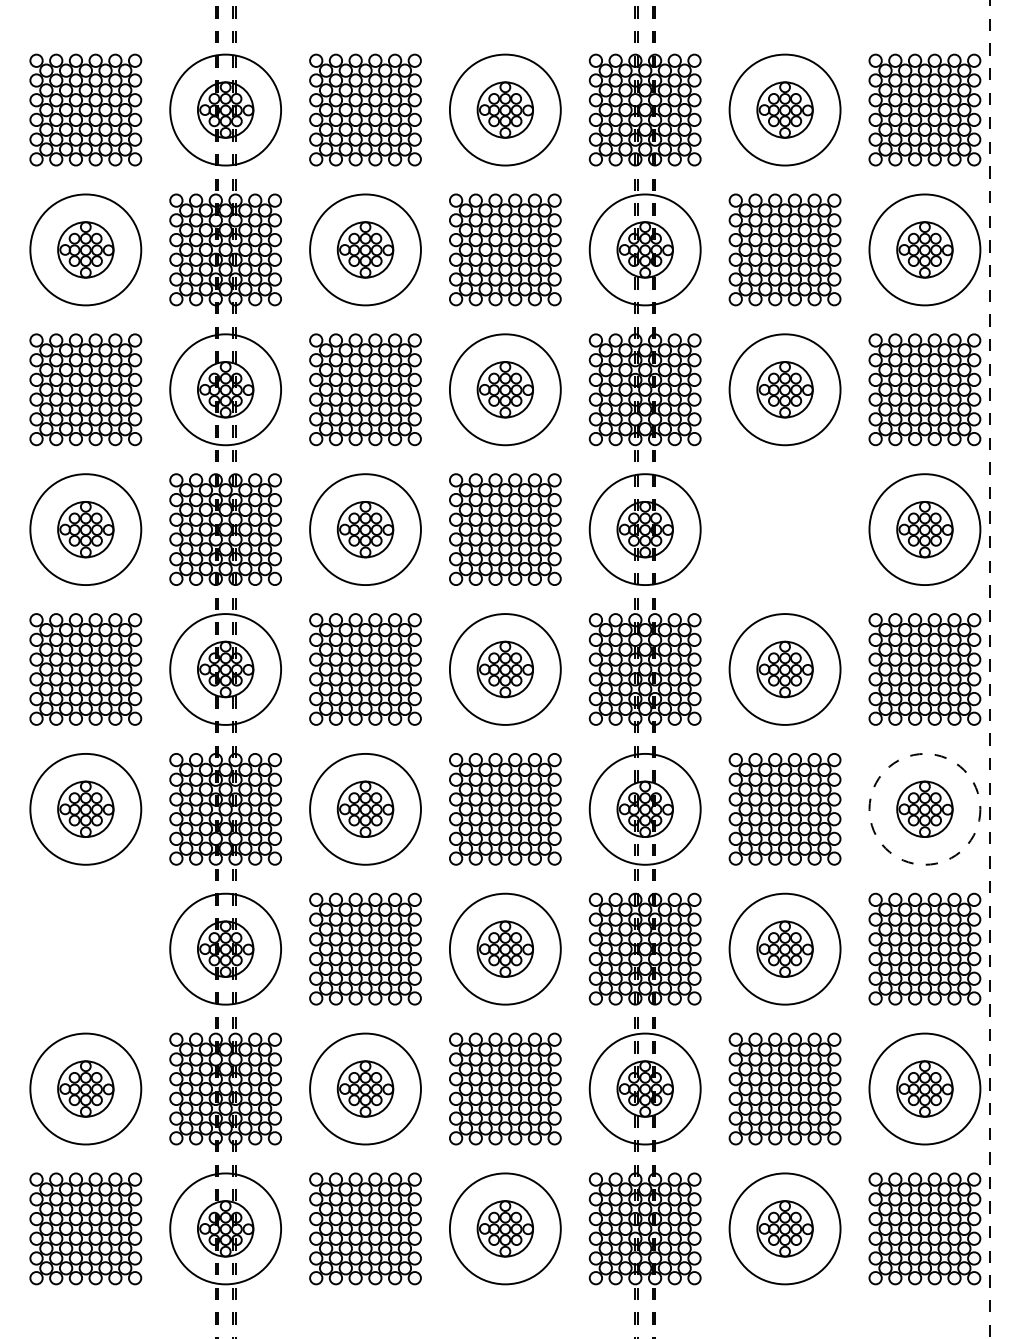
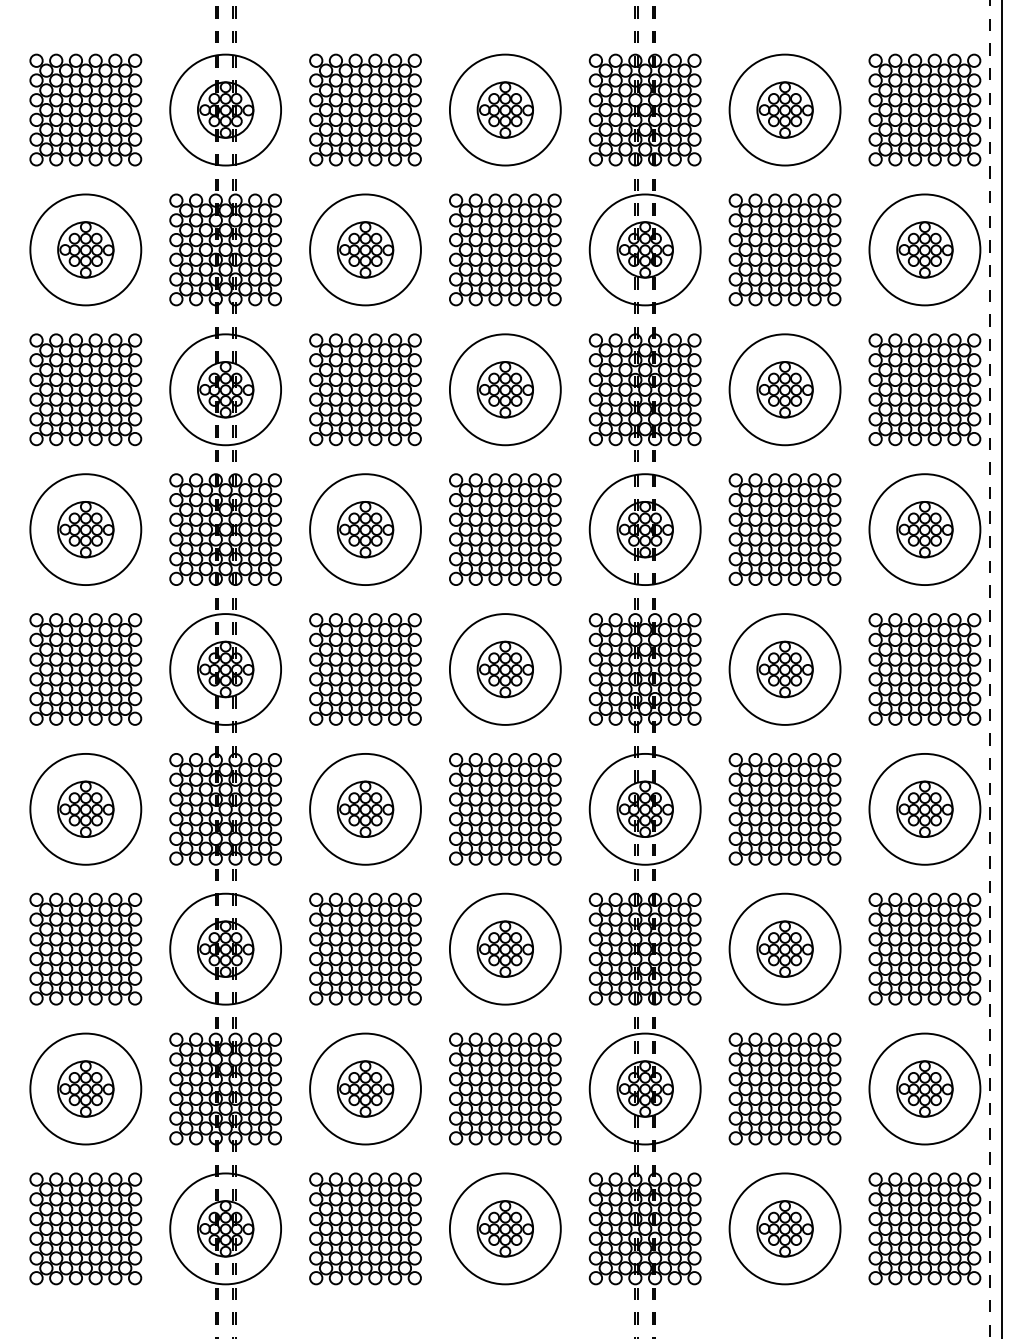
part: none -> present (784, 529)
line: none -> present (1001, 668)
circle: dashed -> solid (924, 808)
part: none -> present (85, 948)
